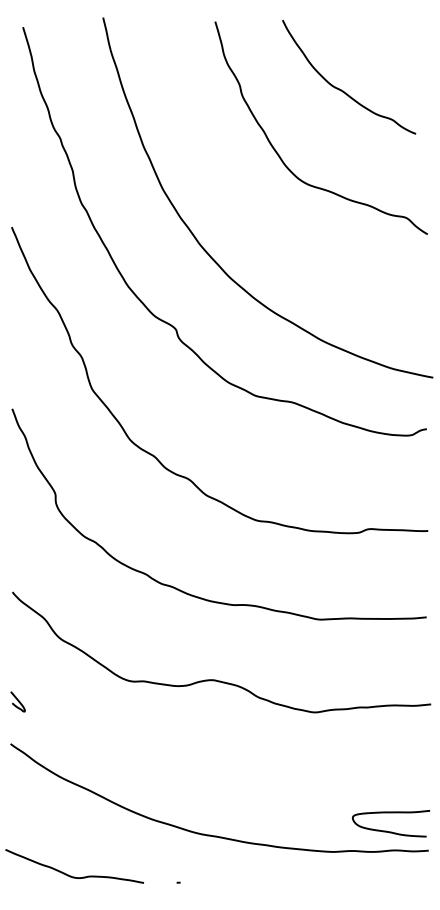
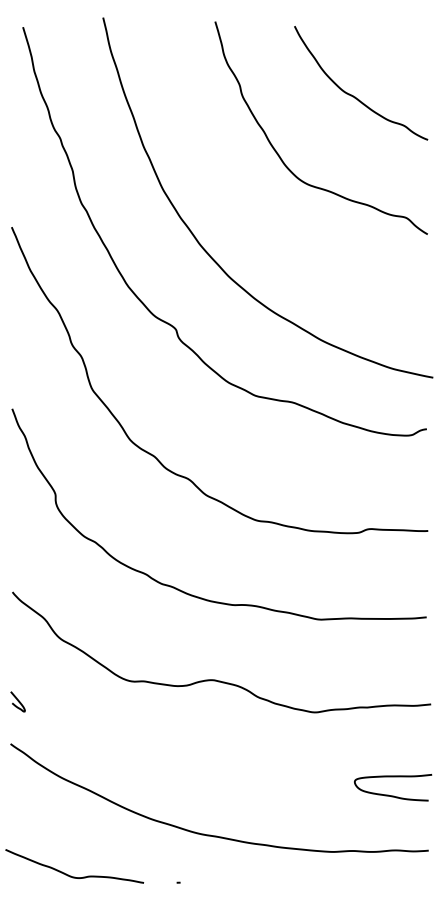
curve position: (343, 90) -> (355, 96) (355, 96)
curve position: (391, 831) -> (393, 795) (393, 795)
